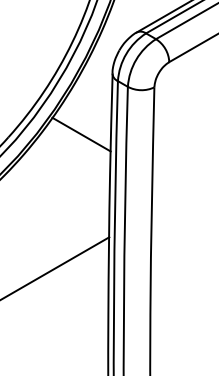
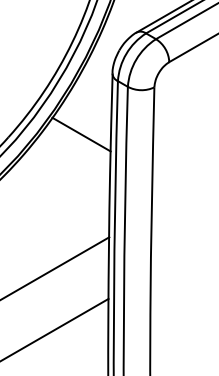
line: none -> present (55, 328)
